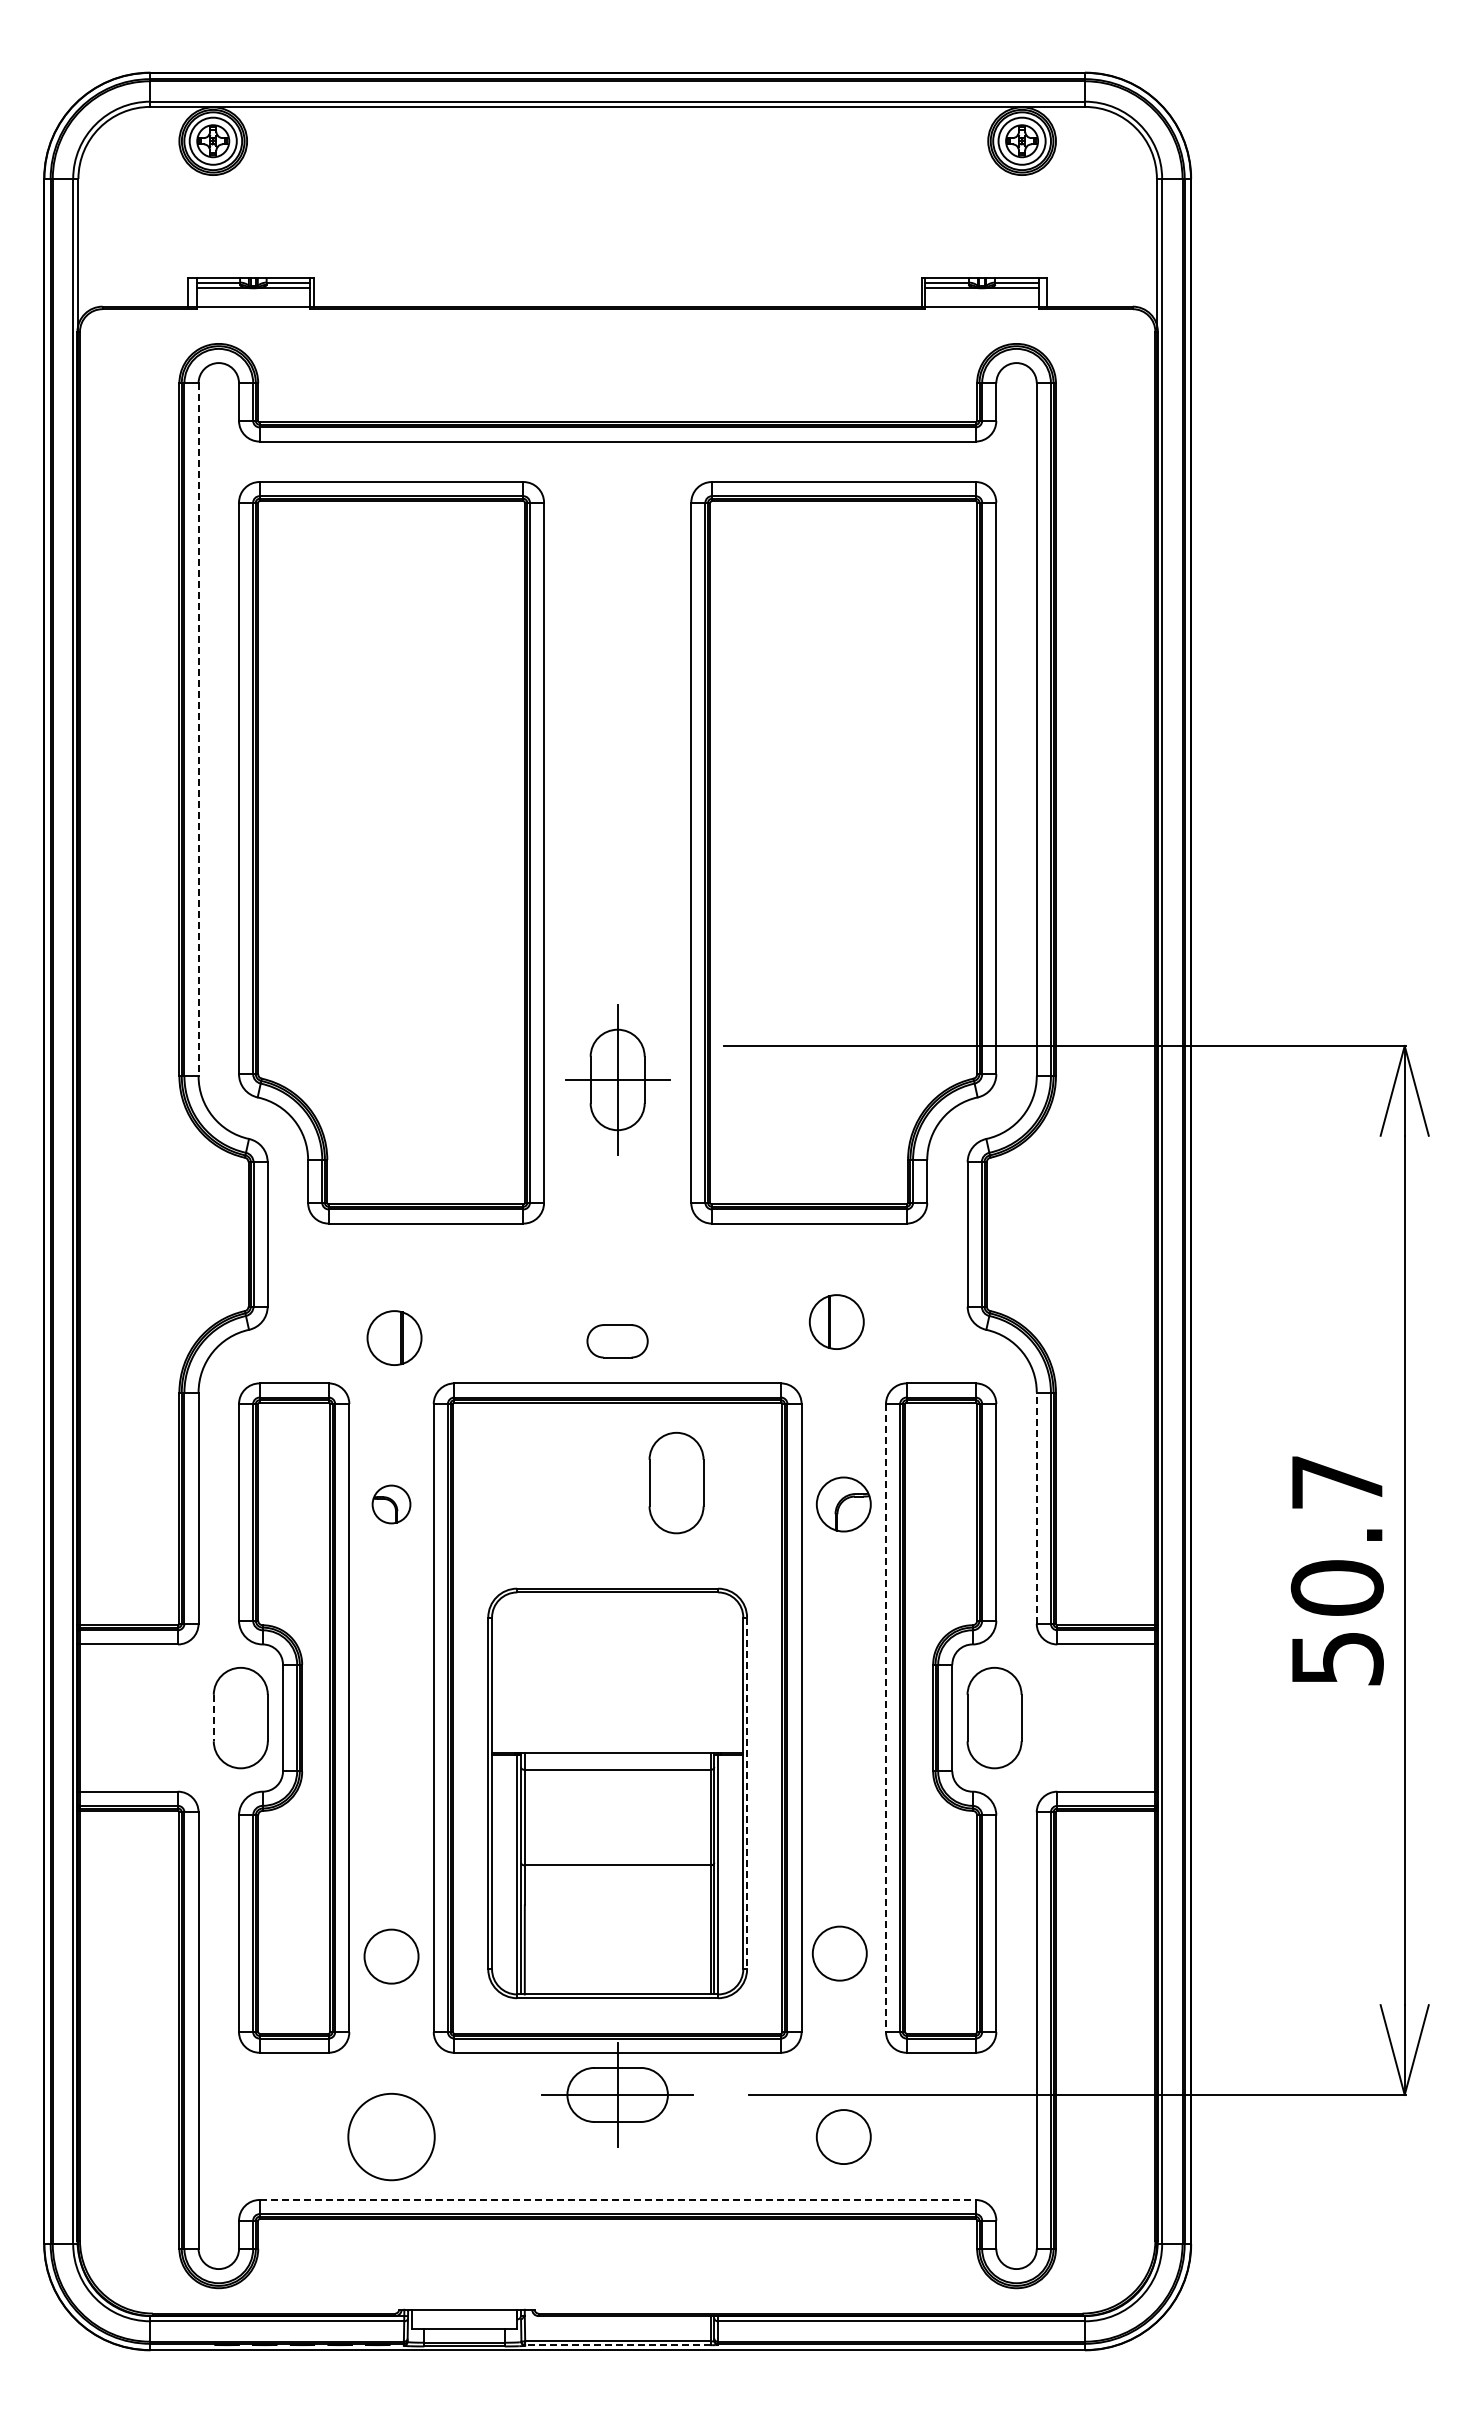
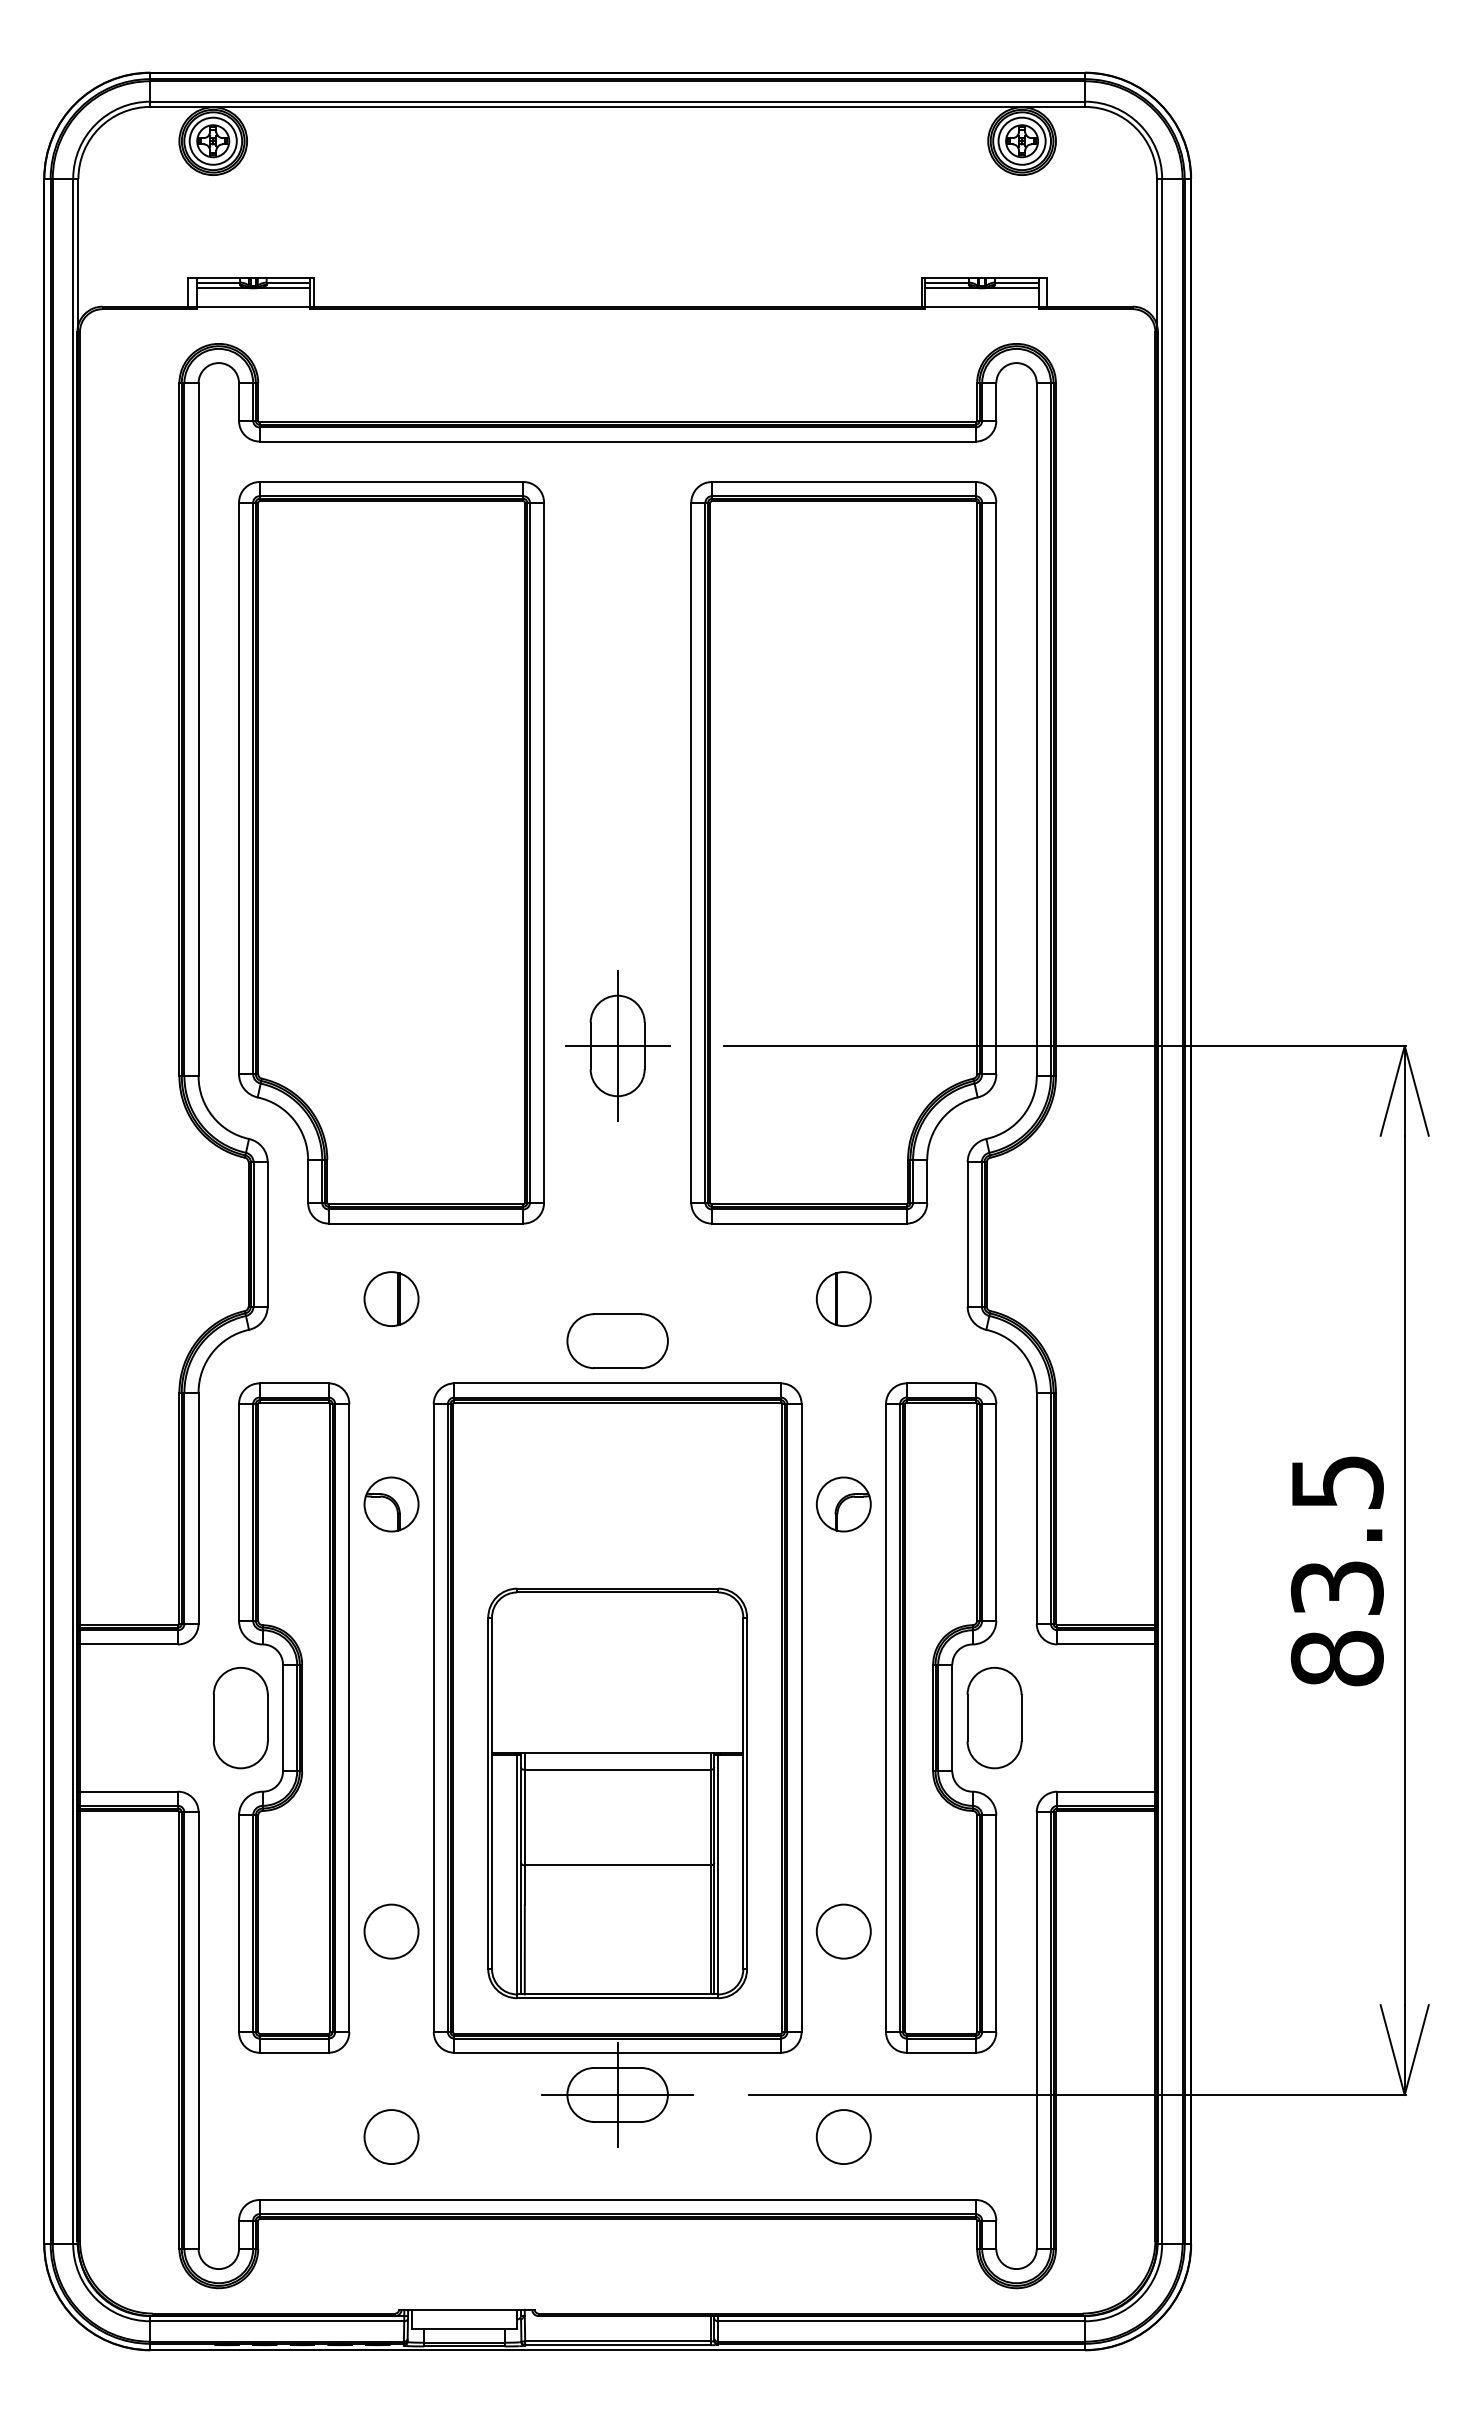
line: dashed -> solid (198, 730)
part position: (617, 1079) -> (617, 1045) (617, 1045)
part position: (836, 1321) -> (843, 1298) (843, 1298)
part position: (394, 1337) -> (391, 1298) (391, 1298)
part size: 63x35 px -> 103x57 px (617, 1341)
part: present -> none (676, 1482)
part size: 41x41 px -> 57x57 px (391, 1504)
line: dashed -> solid (1036, 1508)
text: 50.7 -> 83.5 (1336, 1571)
line: dashed -> solid (213, 1718)
line: dashed -> solid (886, 1718)
line: dashed -> solid (747, 1793)
circle position: (839, 1953) -> (843, 1931) (843, 1931)
circle position: (391, 1956) -> (391, 1931) (391, 1931)
circle diameter: 86 px -> 54 px (391, 2137)
line: dashed -> solid (618, 2199)
line: dashed -> solid (617, 2345)
